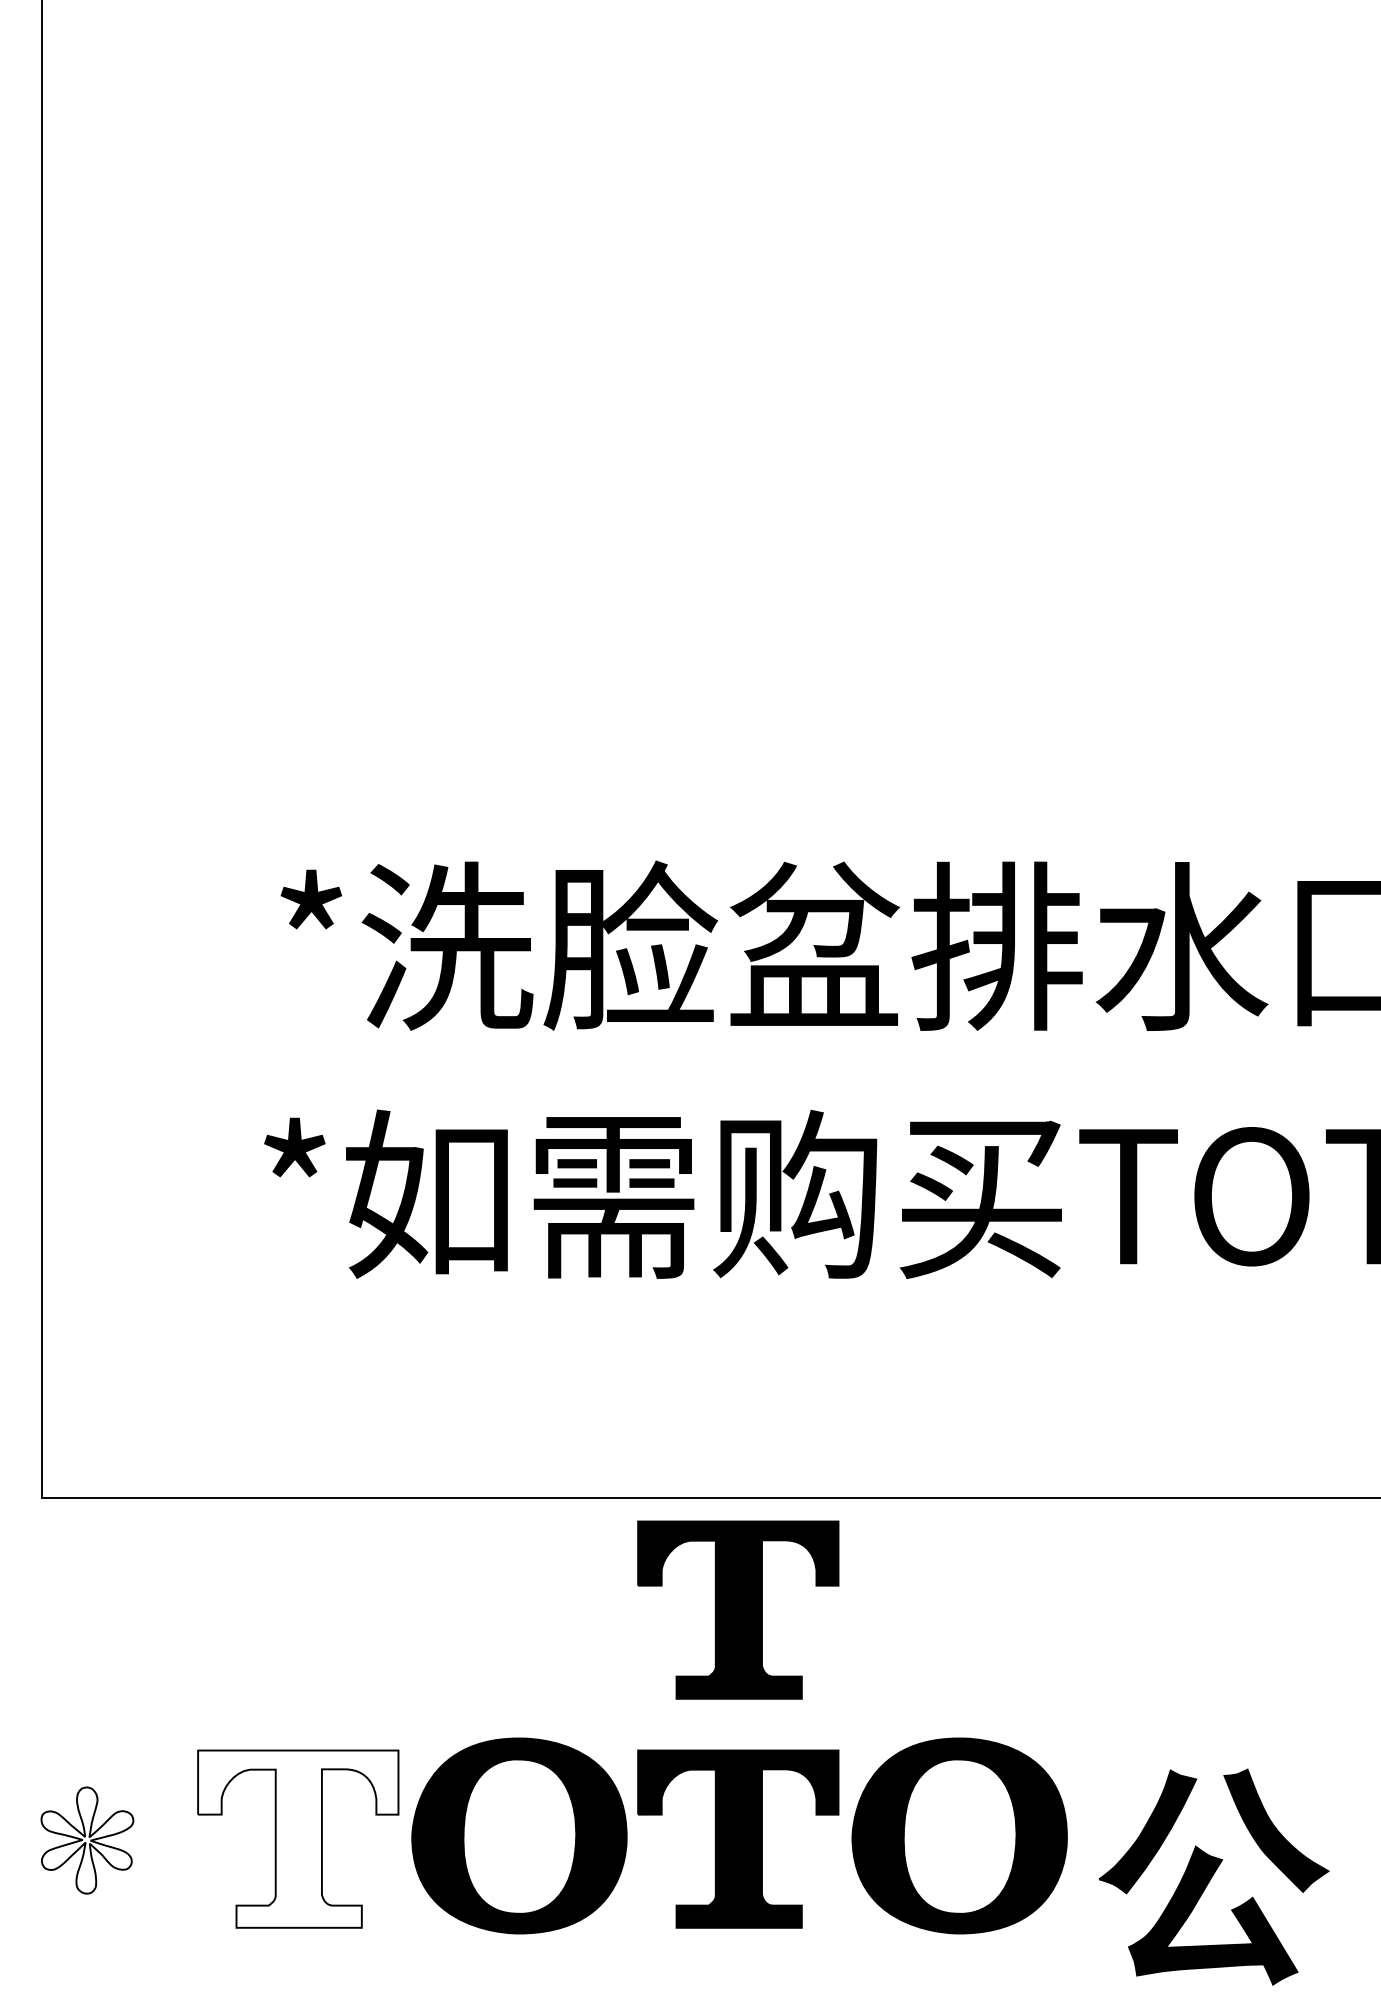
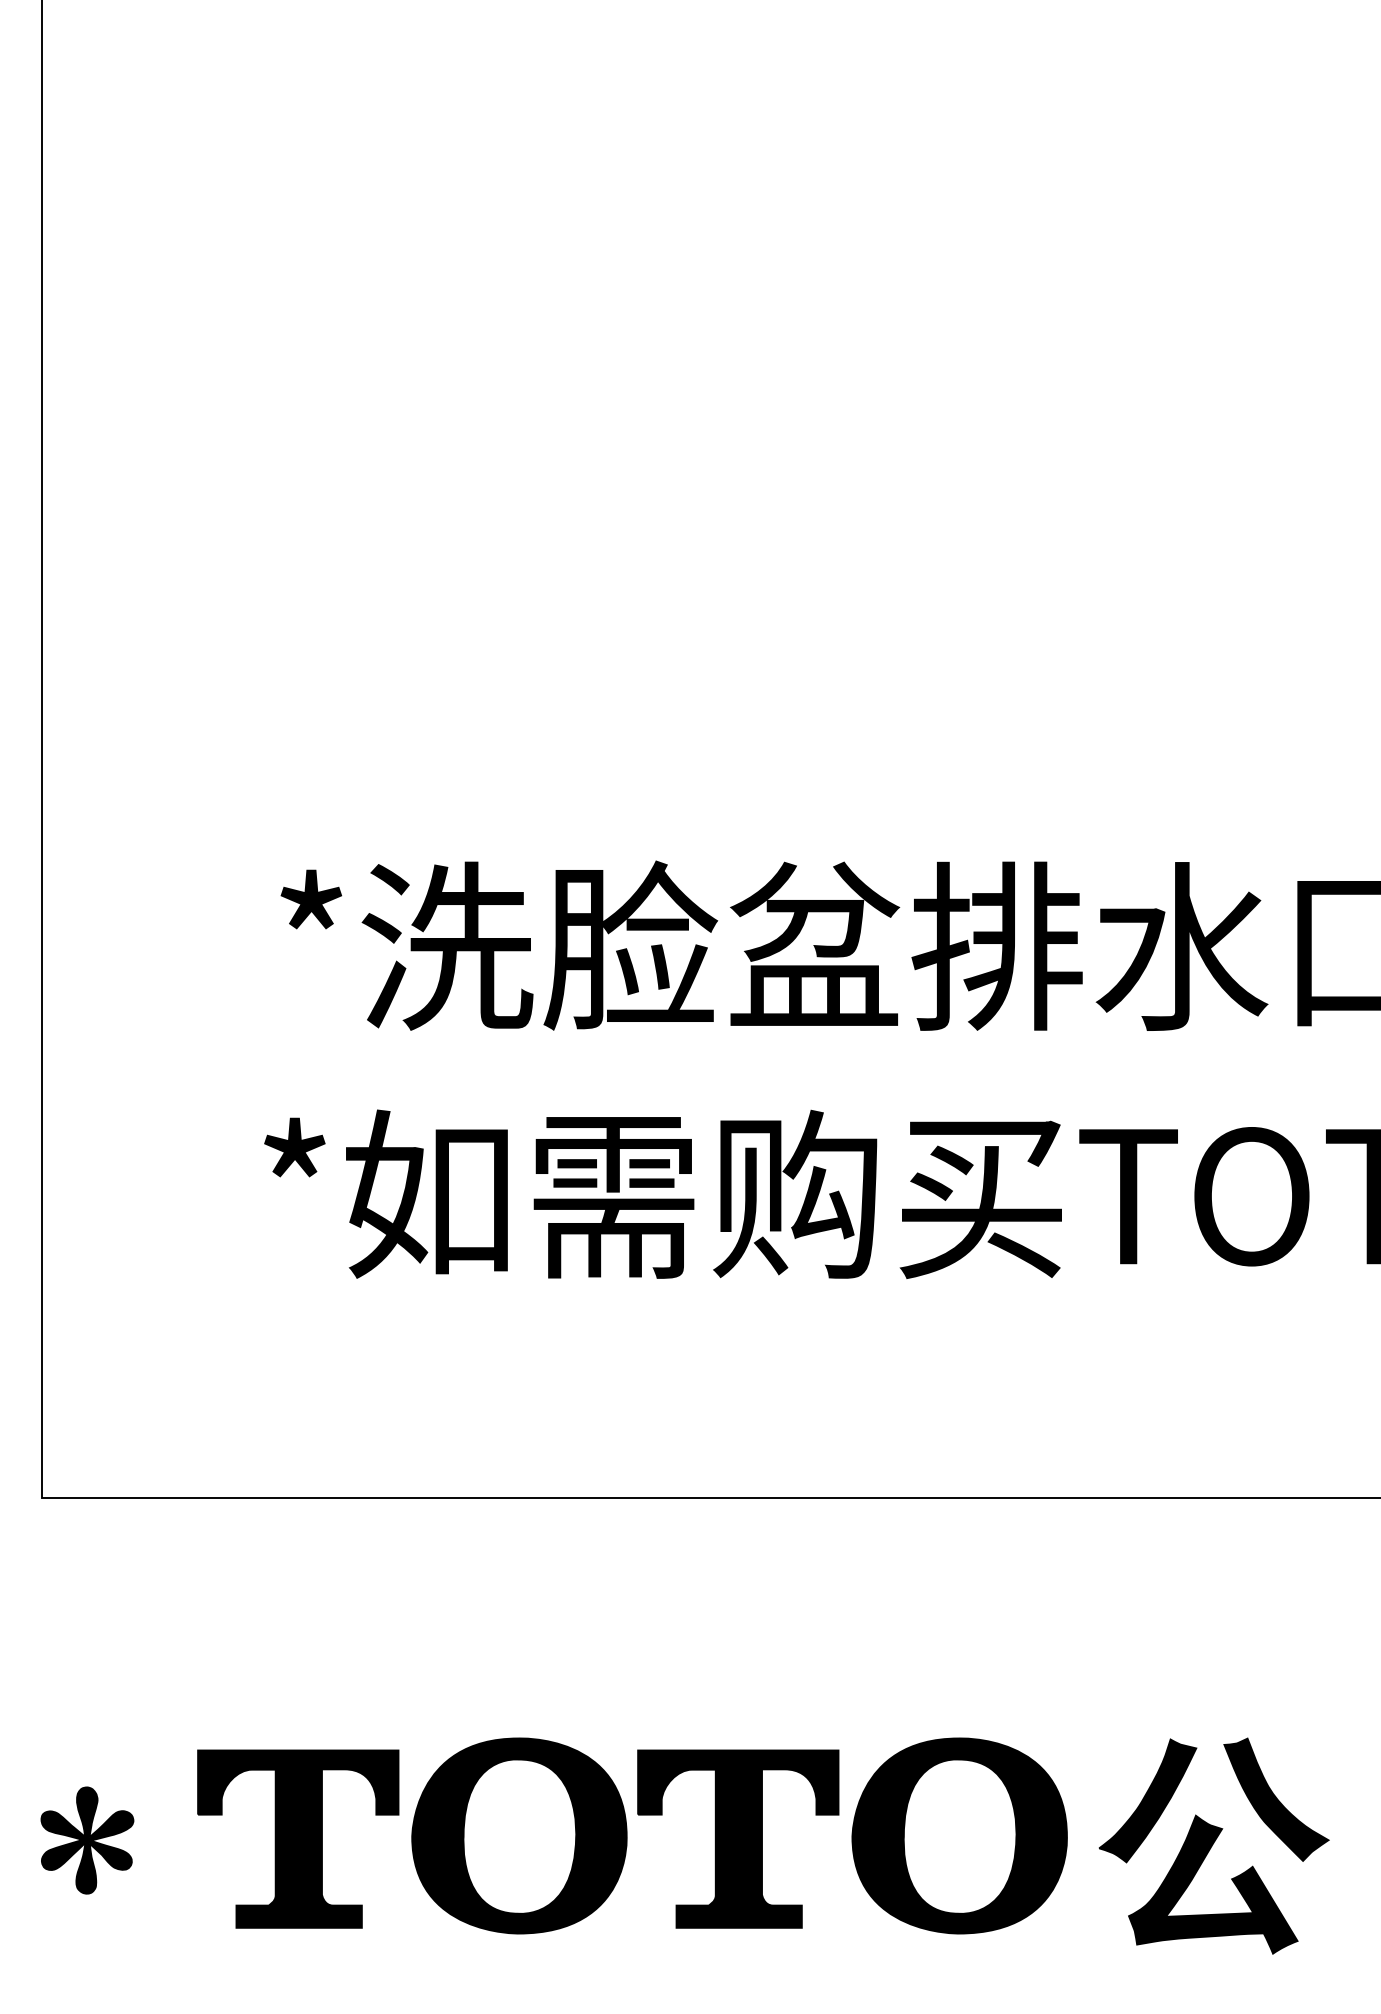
part: present -> none (738, 1609)
fill: none -> present (298, 1838)
fill: none -> present (87, 1840)
part position: (1213, 1876) -> (1213, 1845) (1213, 1845)
